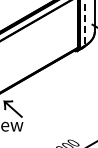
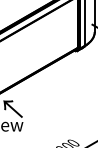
line: dashed -> solid (84, 23)
